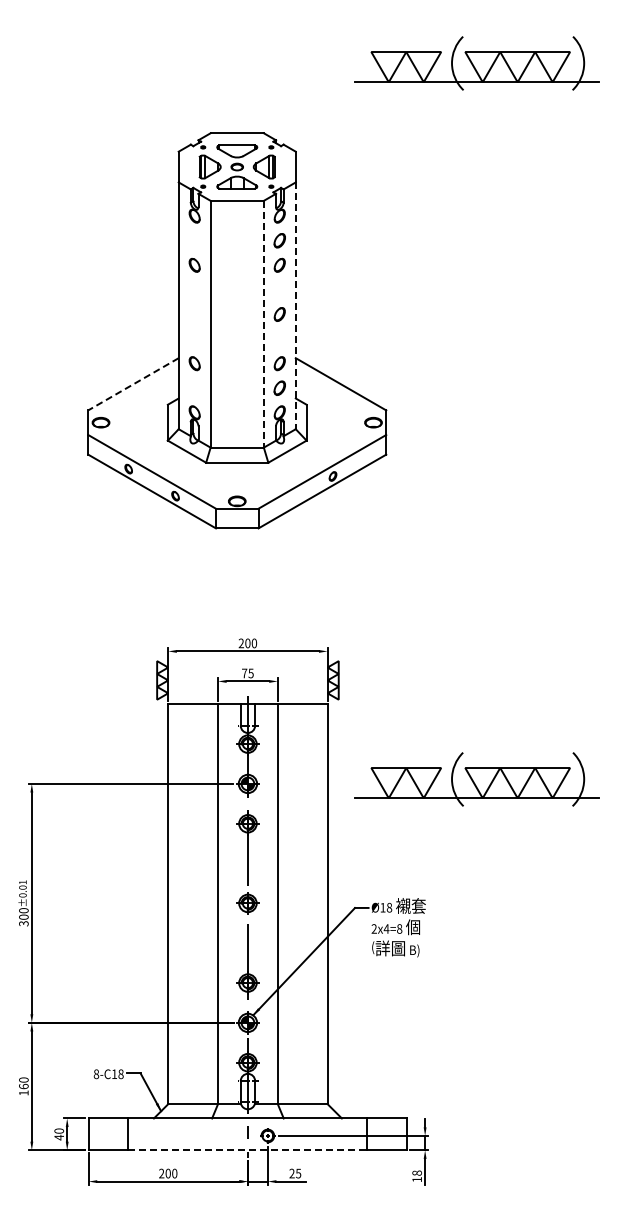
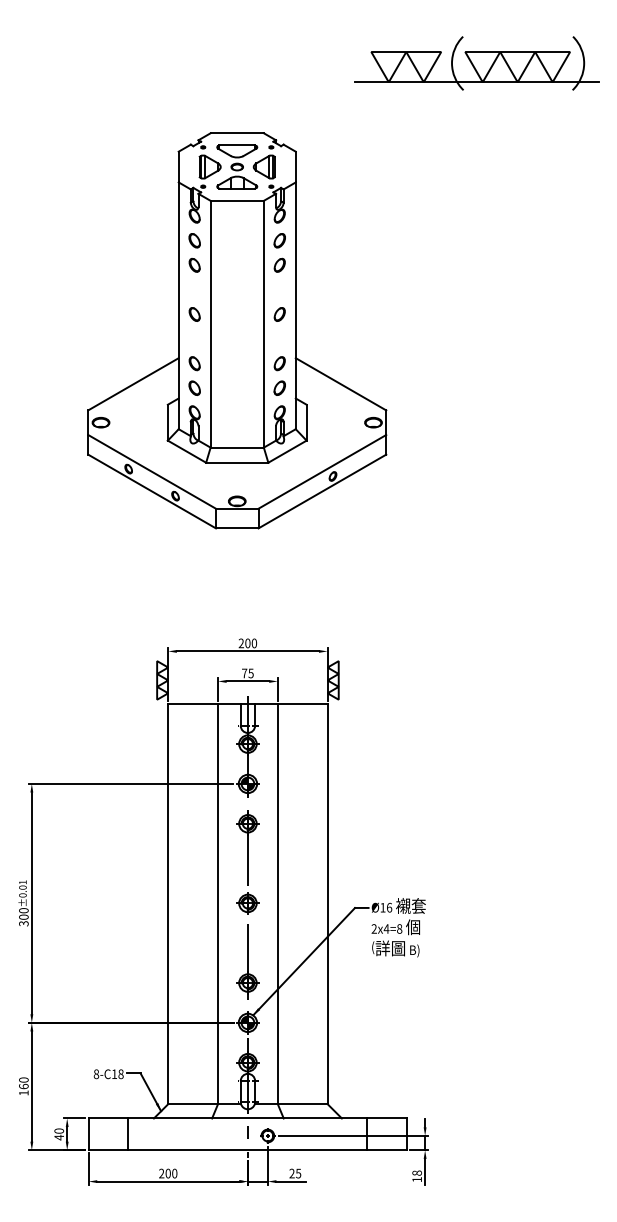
part: none -> present (194, 240)
line: dashed -> solid (295, 306)
part: none -> present (194, 314)
line: dashed -> solid (263, 324)
line: dashed -> solid (133, 384)
part: none -> present (194, 387)
part: present -> none (476, 779)
text: Ø18 -> Ø16 (389, 907)
line: dashed -> solid (248, 1150)
